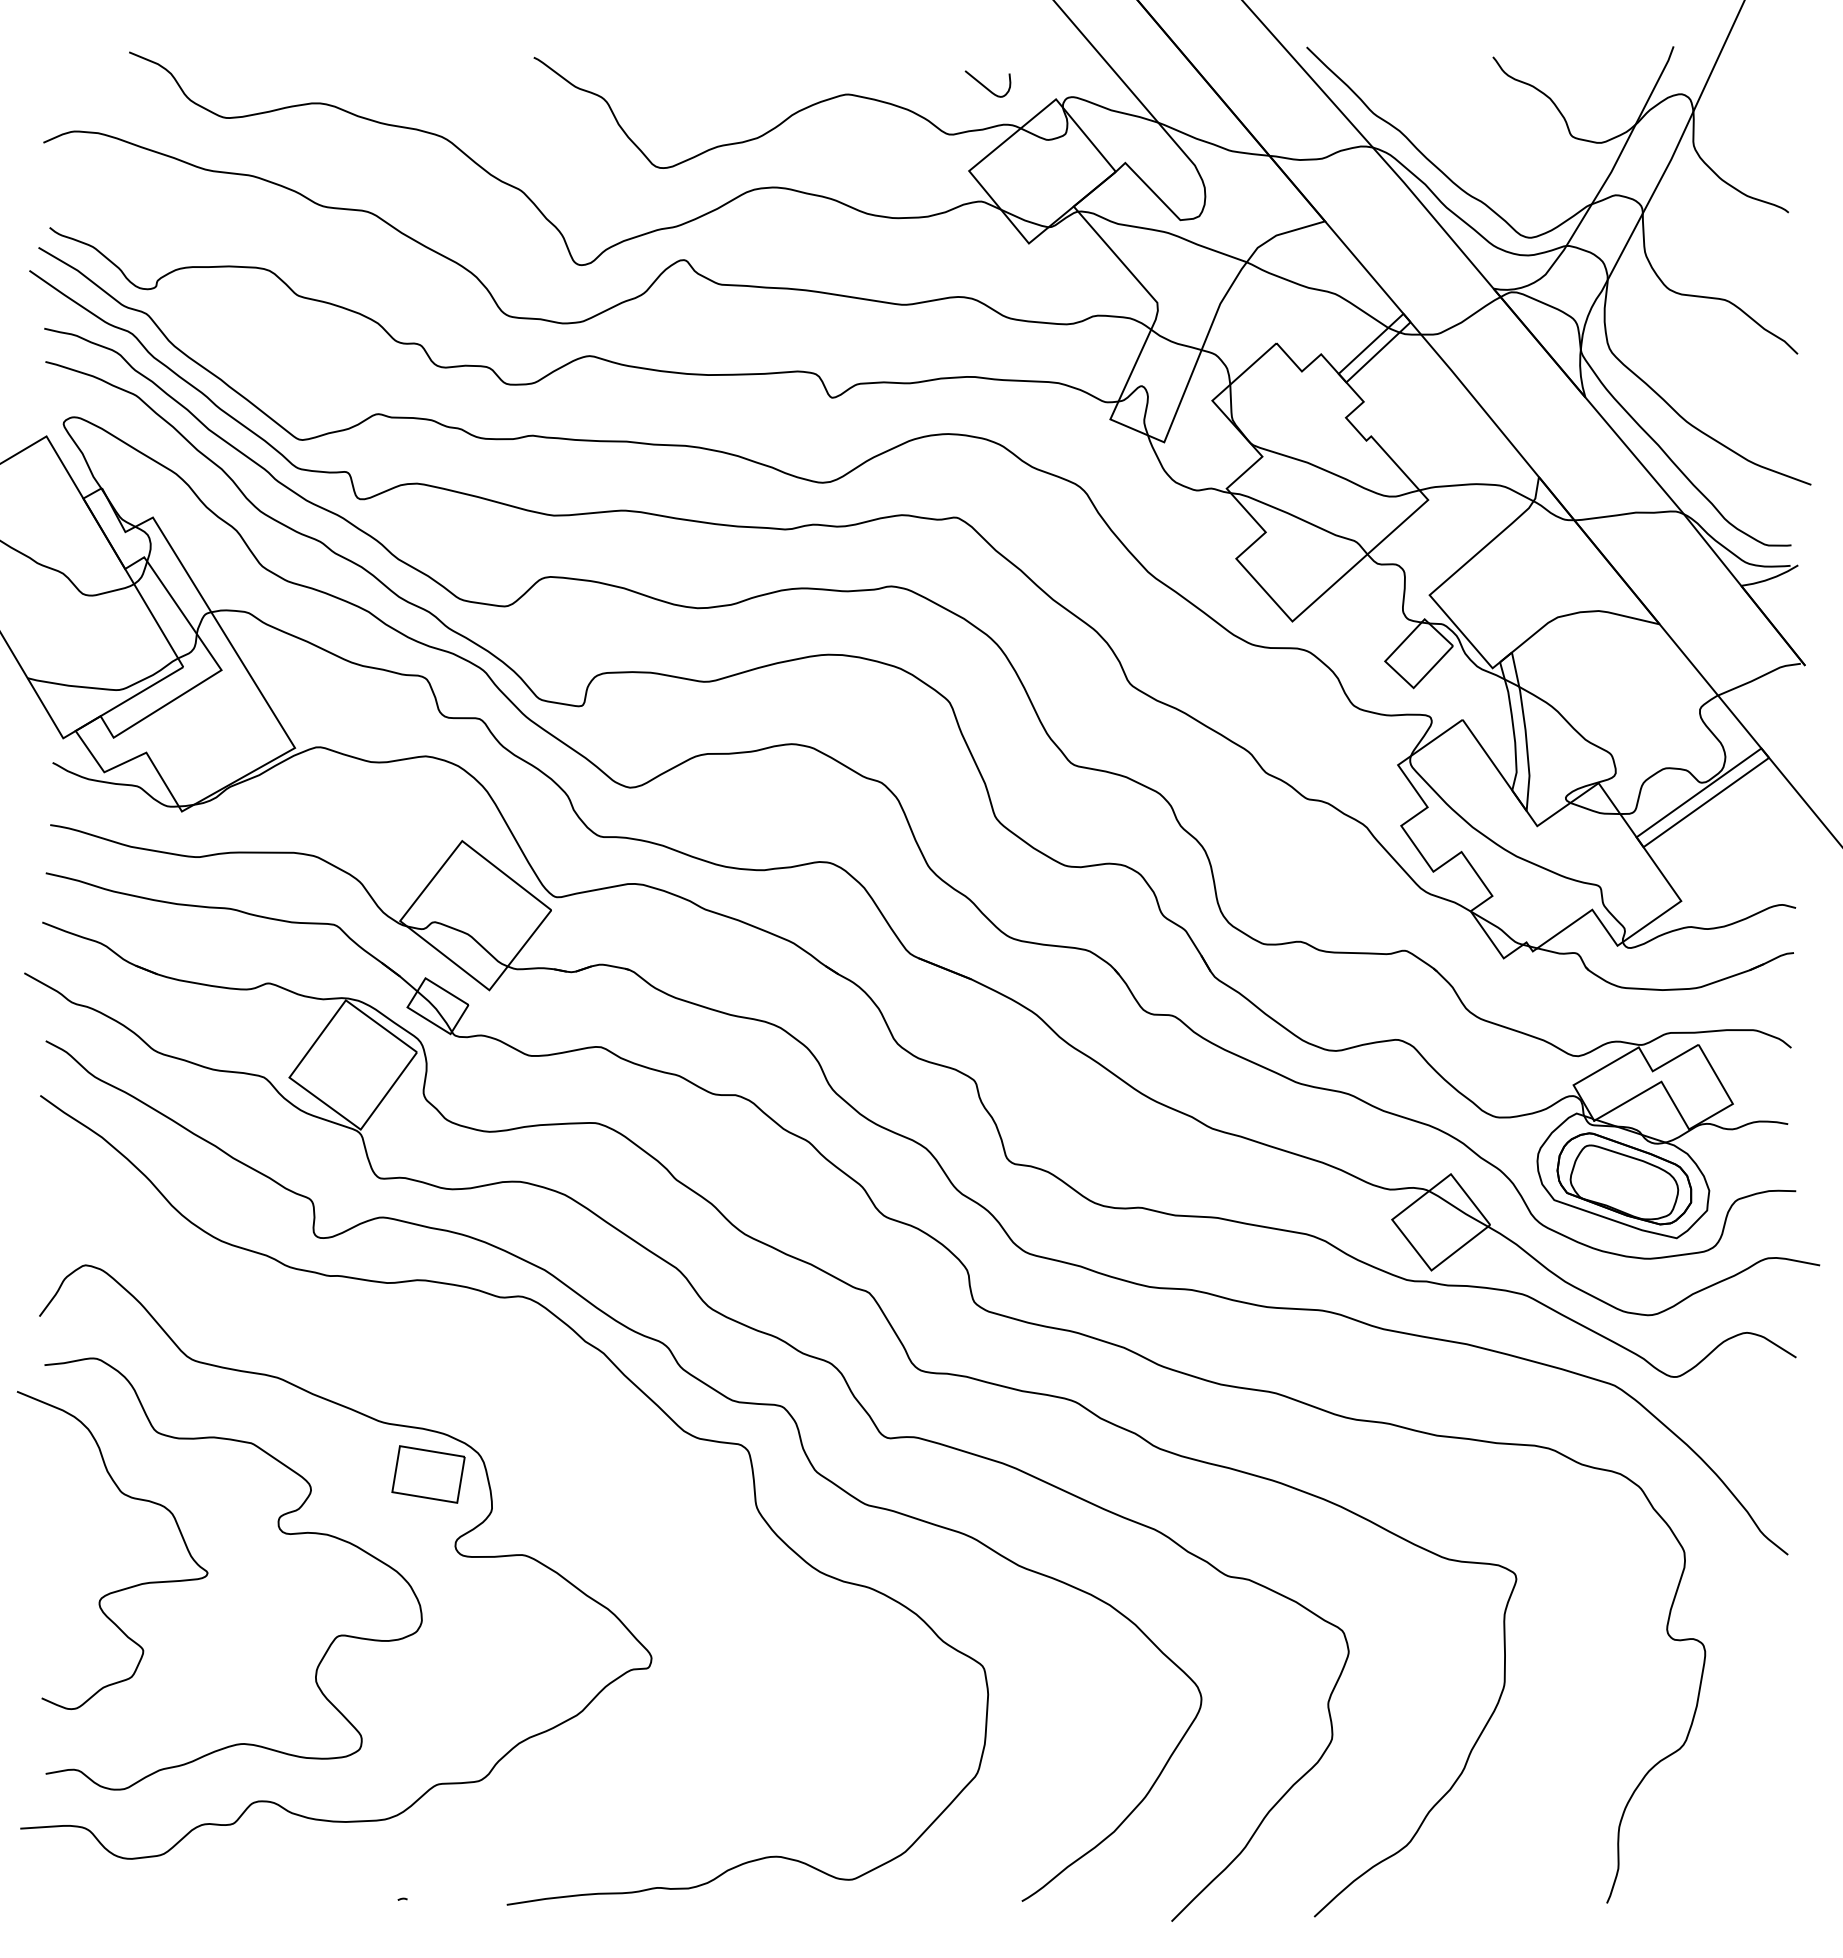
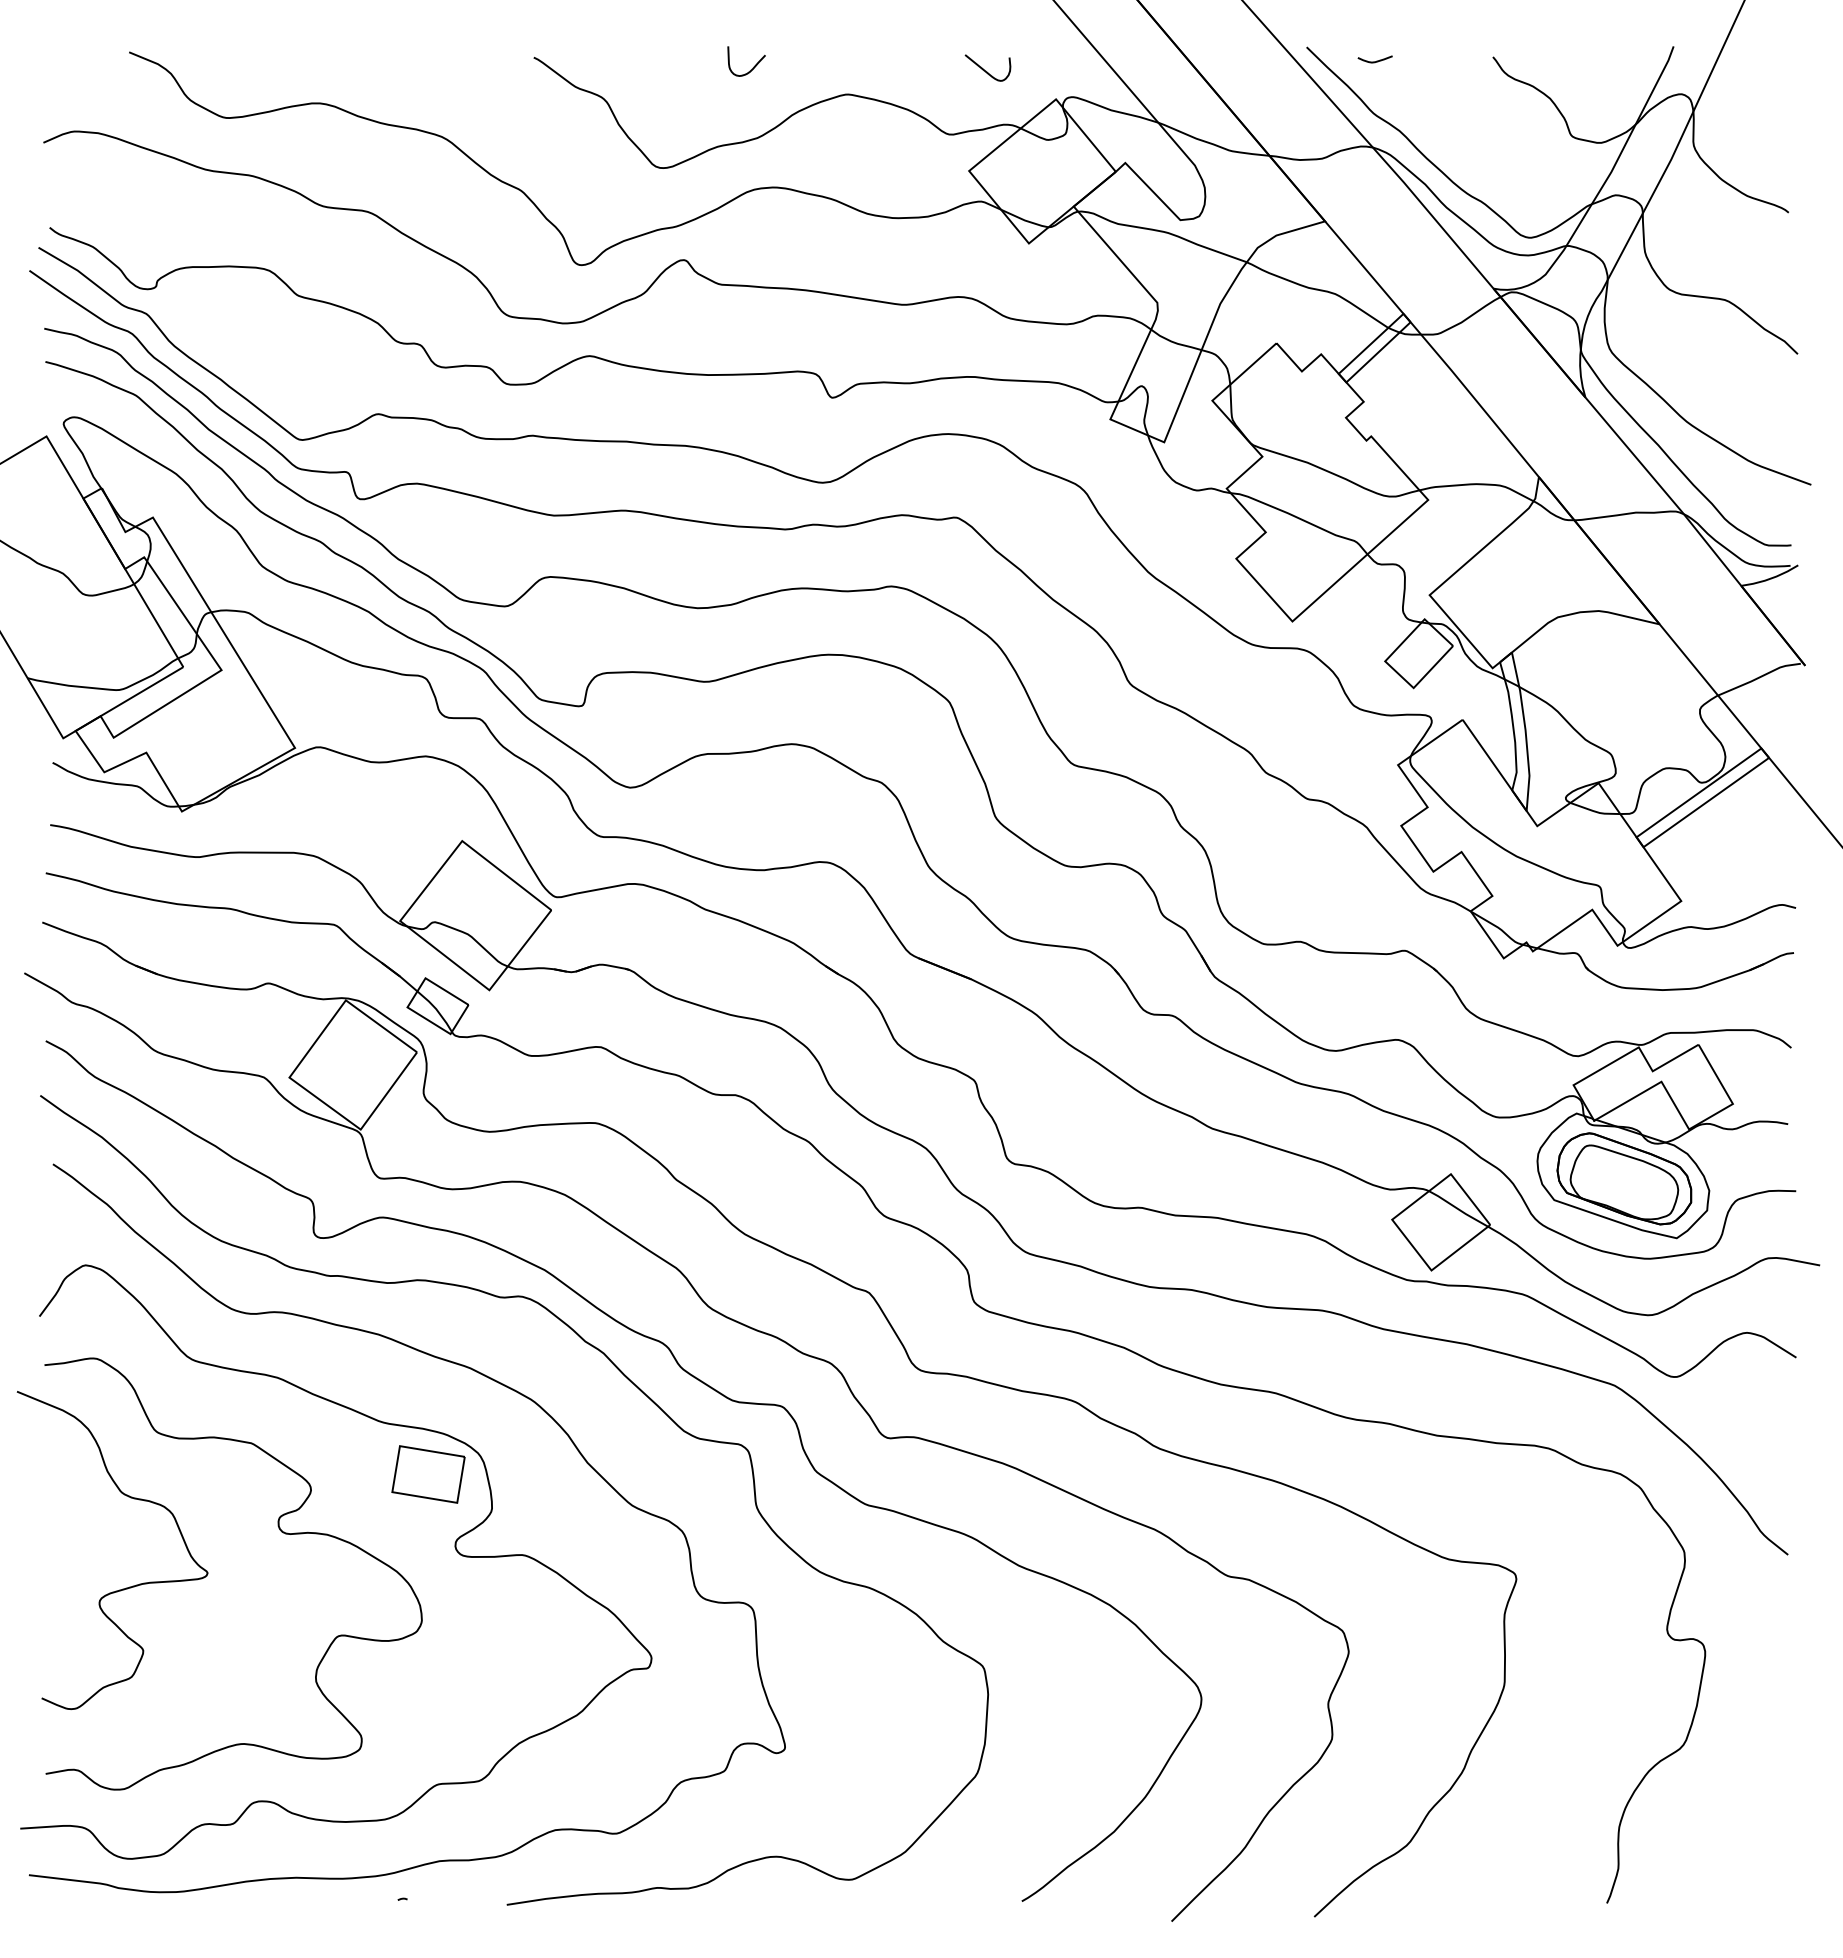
curve: none -> present (1374, 61)
curve: none -> present (753, 66)
curve position: (984, 85) -> (984, 69) (984, 69)
curve: none -> present (482, 1375)
